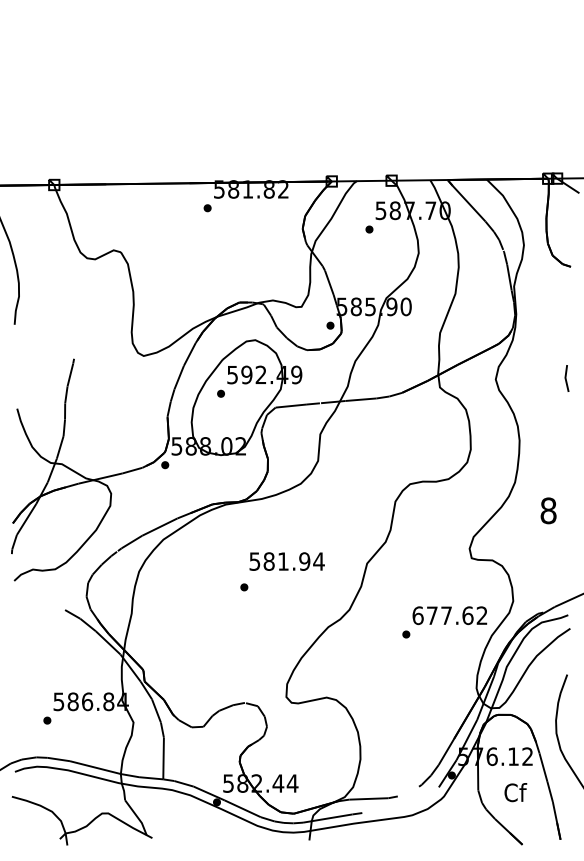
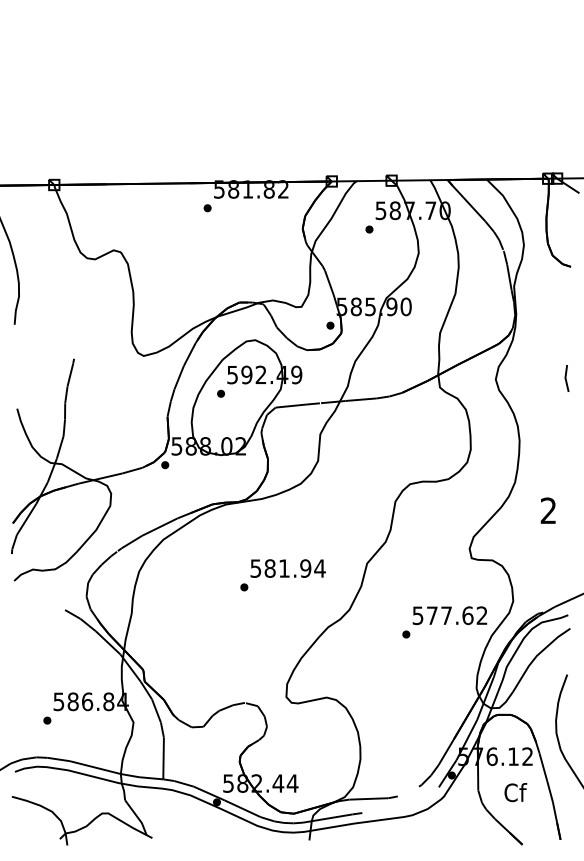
text: 8 -> 2 (548, 510)
text position: (286, 561) -> (287, 568) (287, 568)
text: 677.62 -> 577.62 (417, 615)
